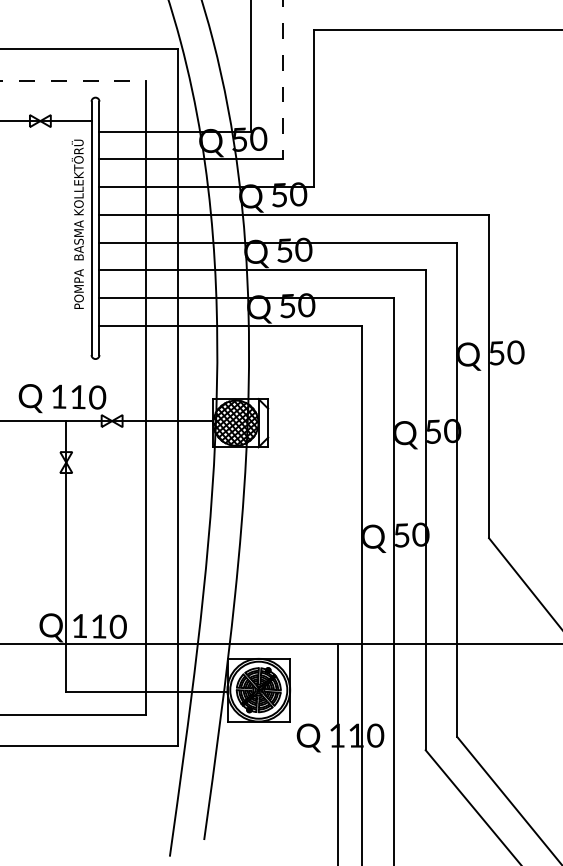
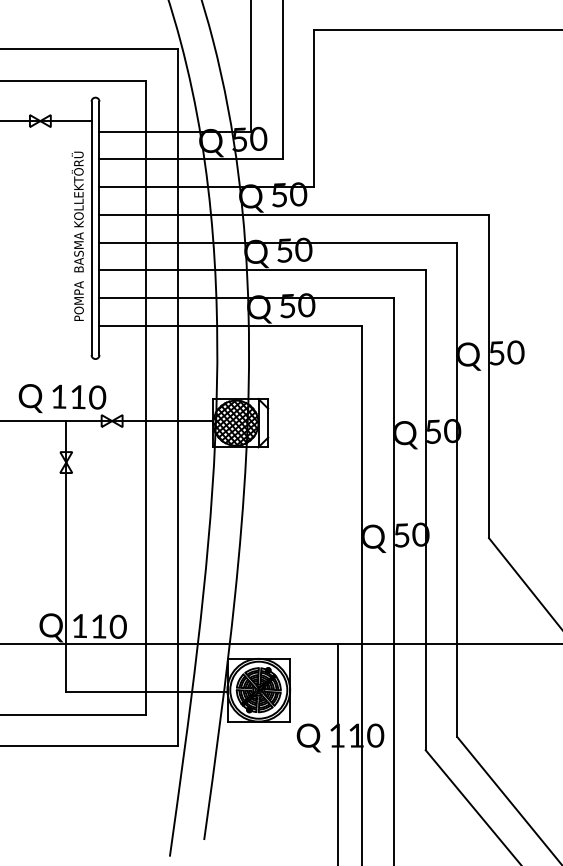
line: dashed -> solid (282, 80)
line: dashed -> solid (73, 81)
text position: (77, 223) -> (77, 235) (77, 235)
